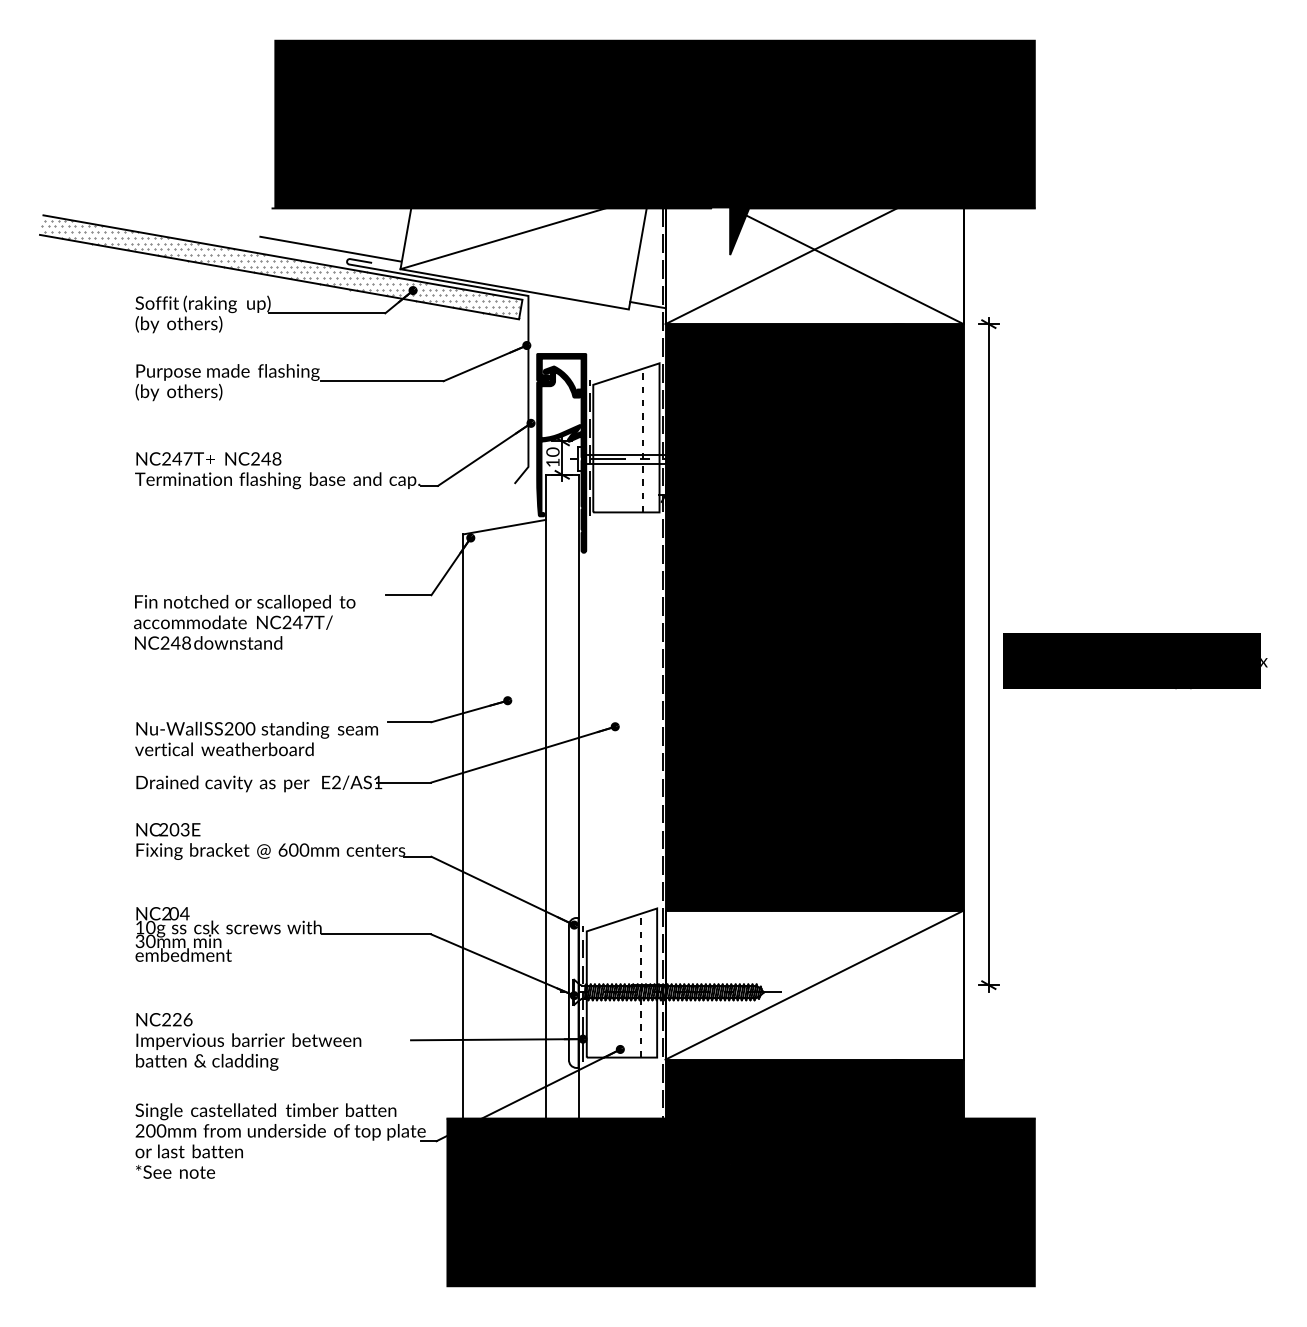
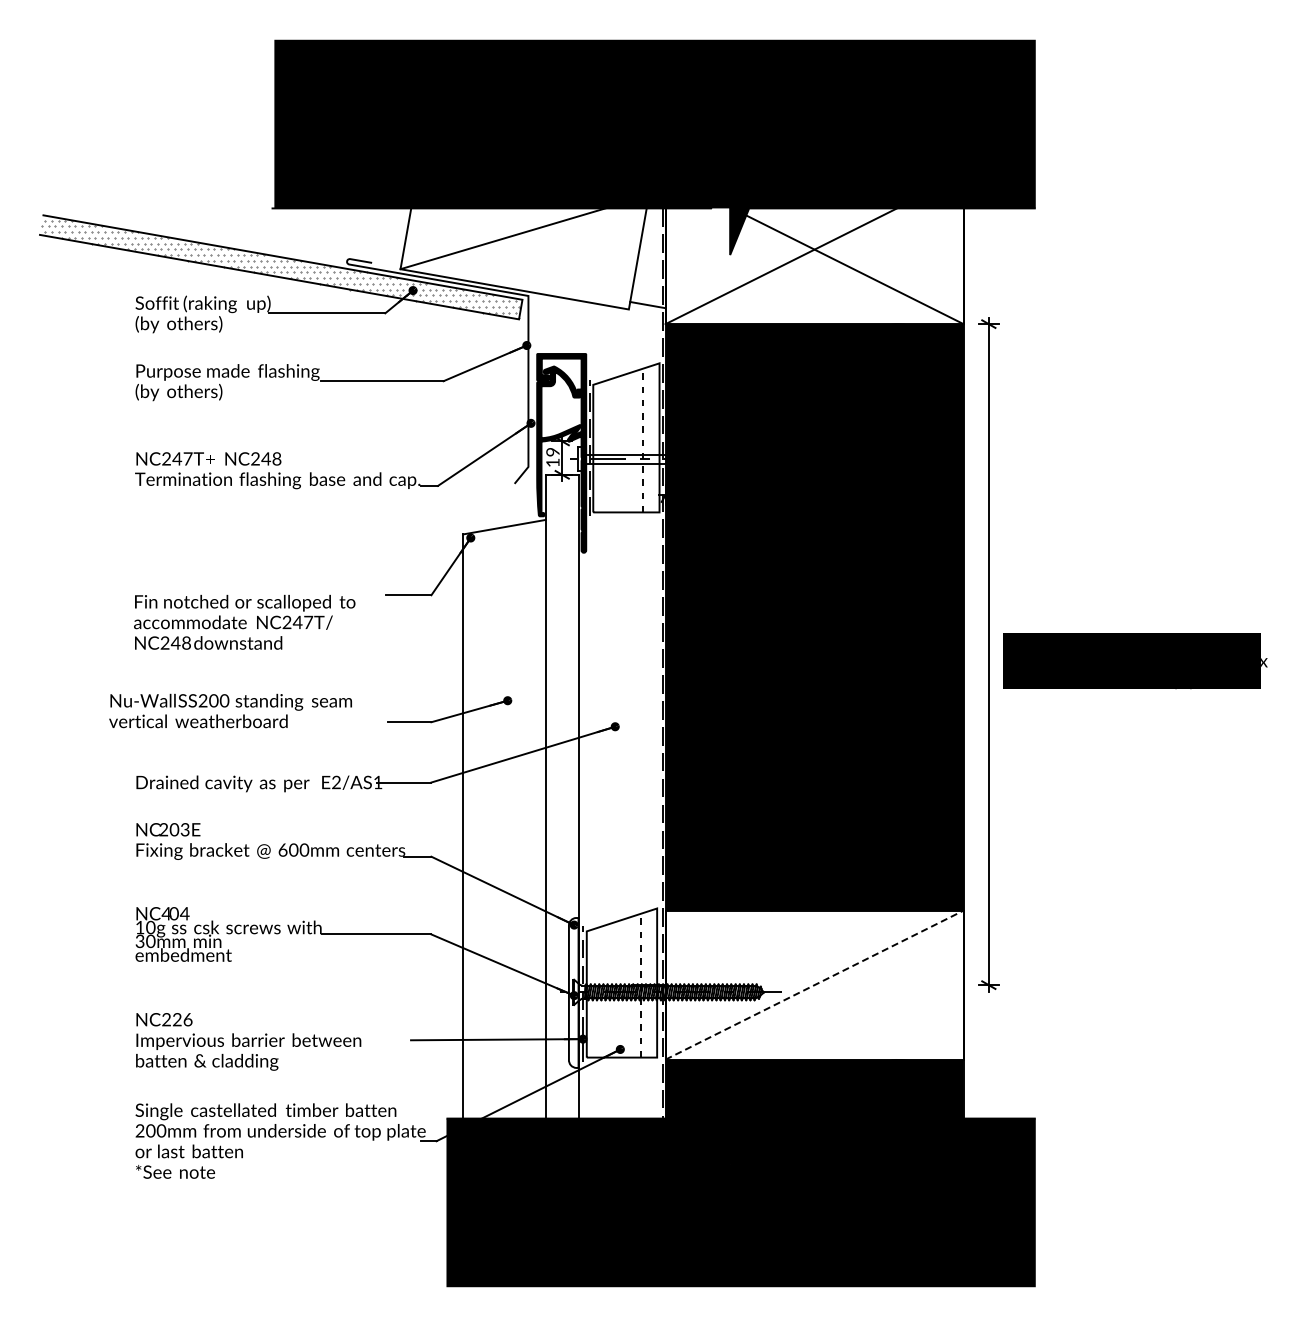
line: present -> none (330, 248)
text: 10 -> 19 (553, 451)
text position: (256, 738) -> (230, 710) (230, 710)
text: NC2 -> NC4 (166, 913)
line: solid -> dashed (814, 985)
